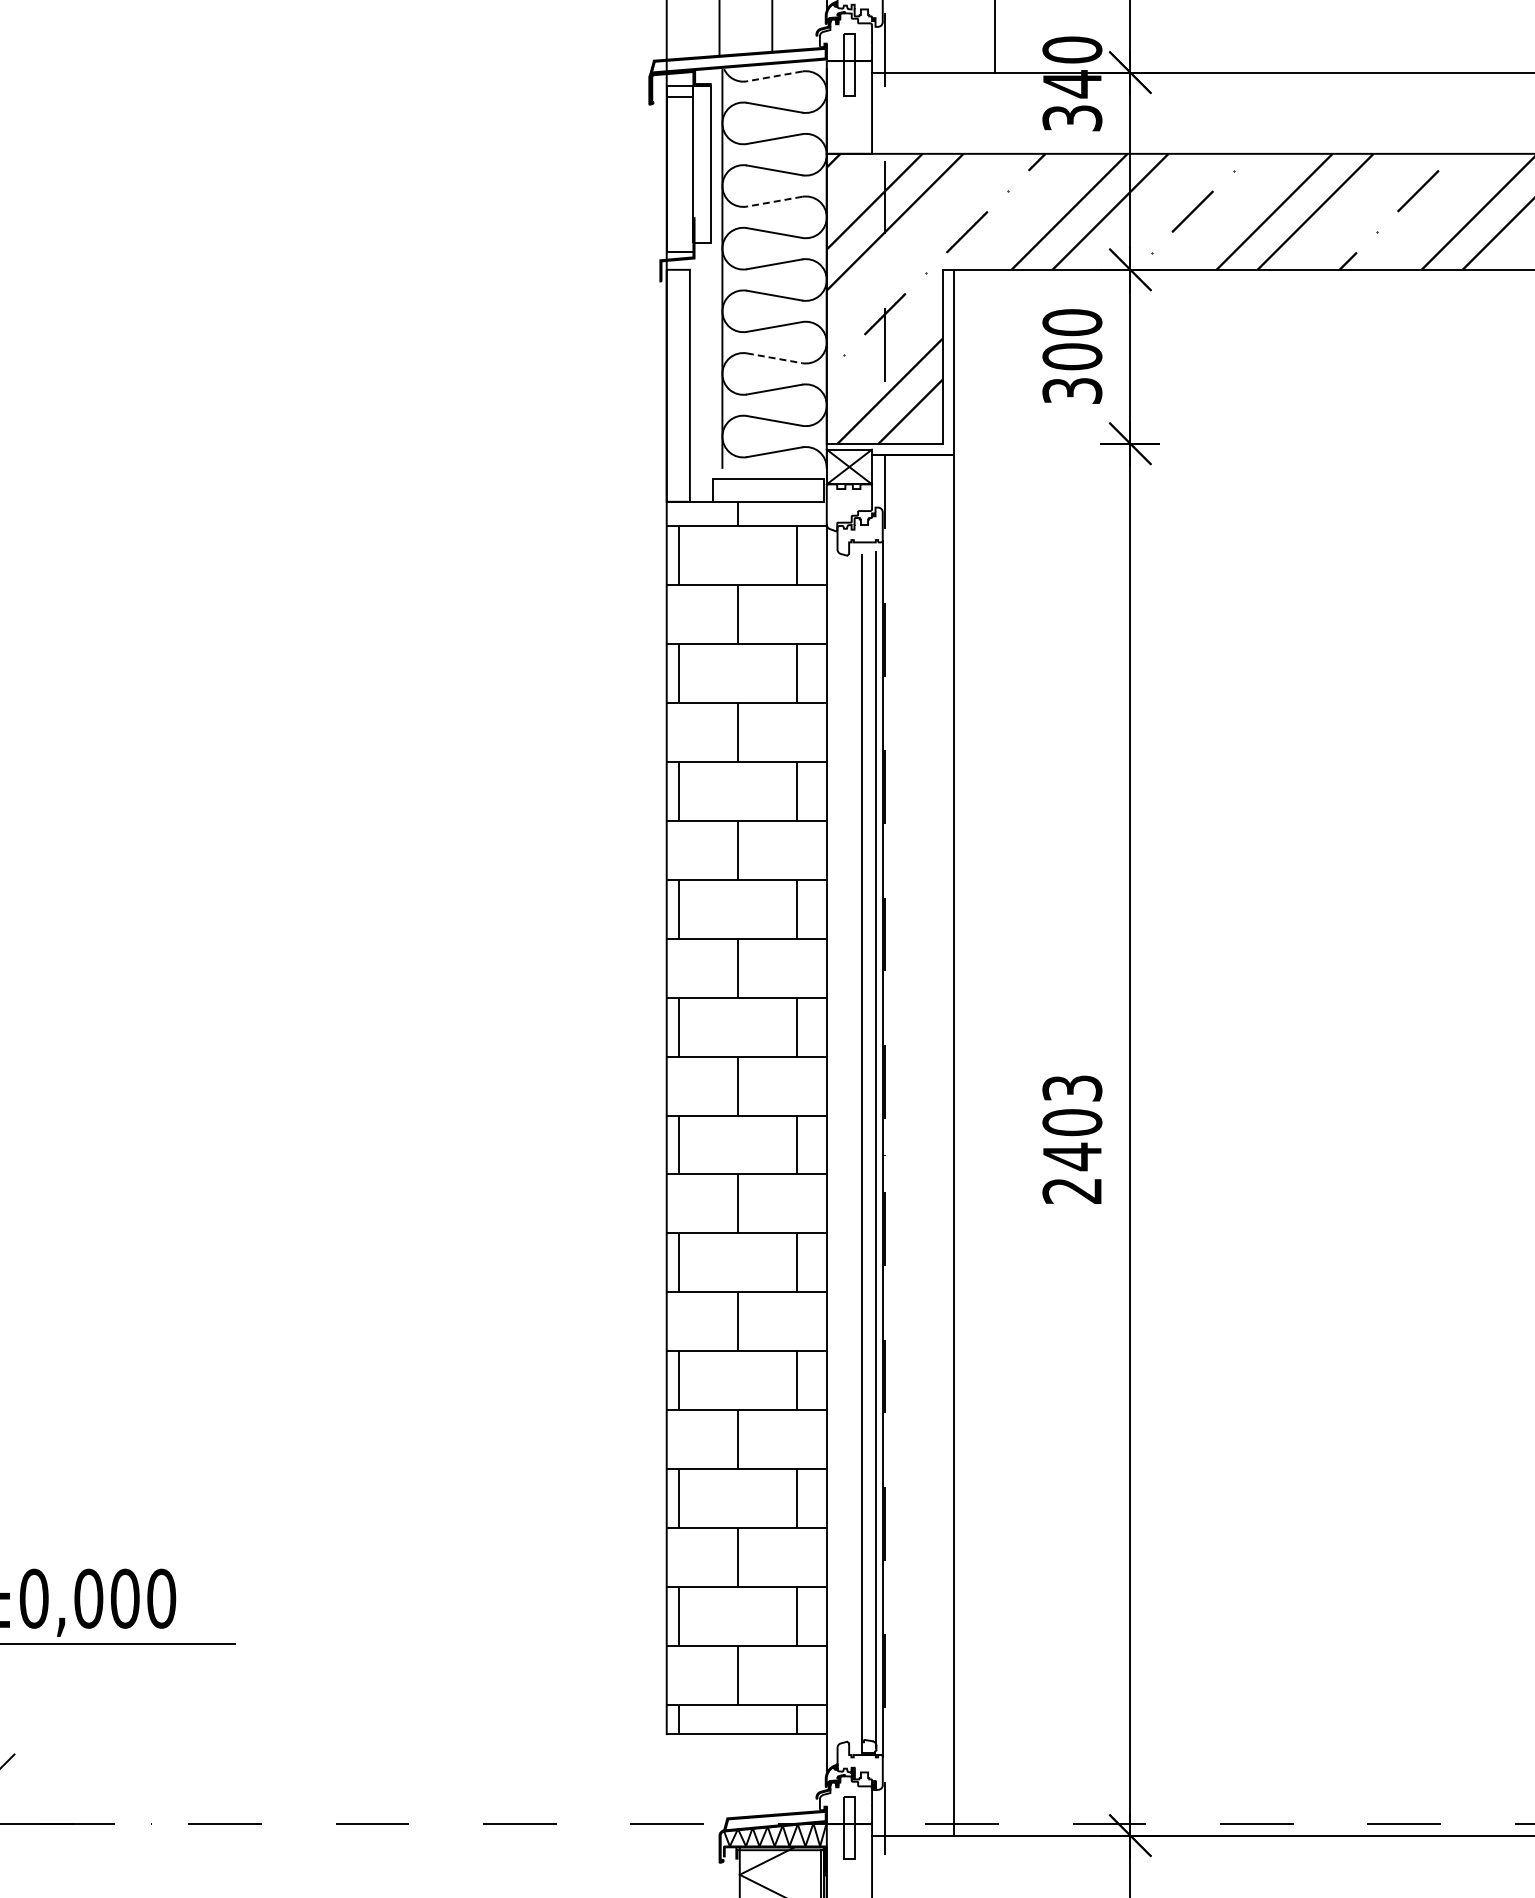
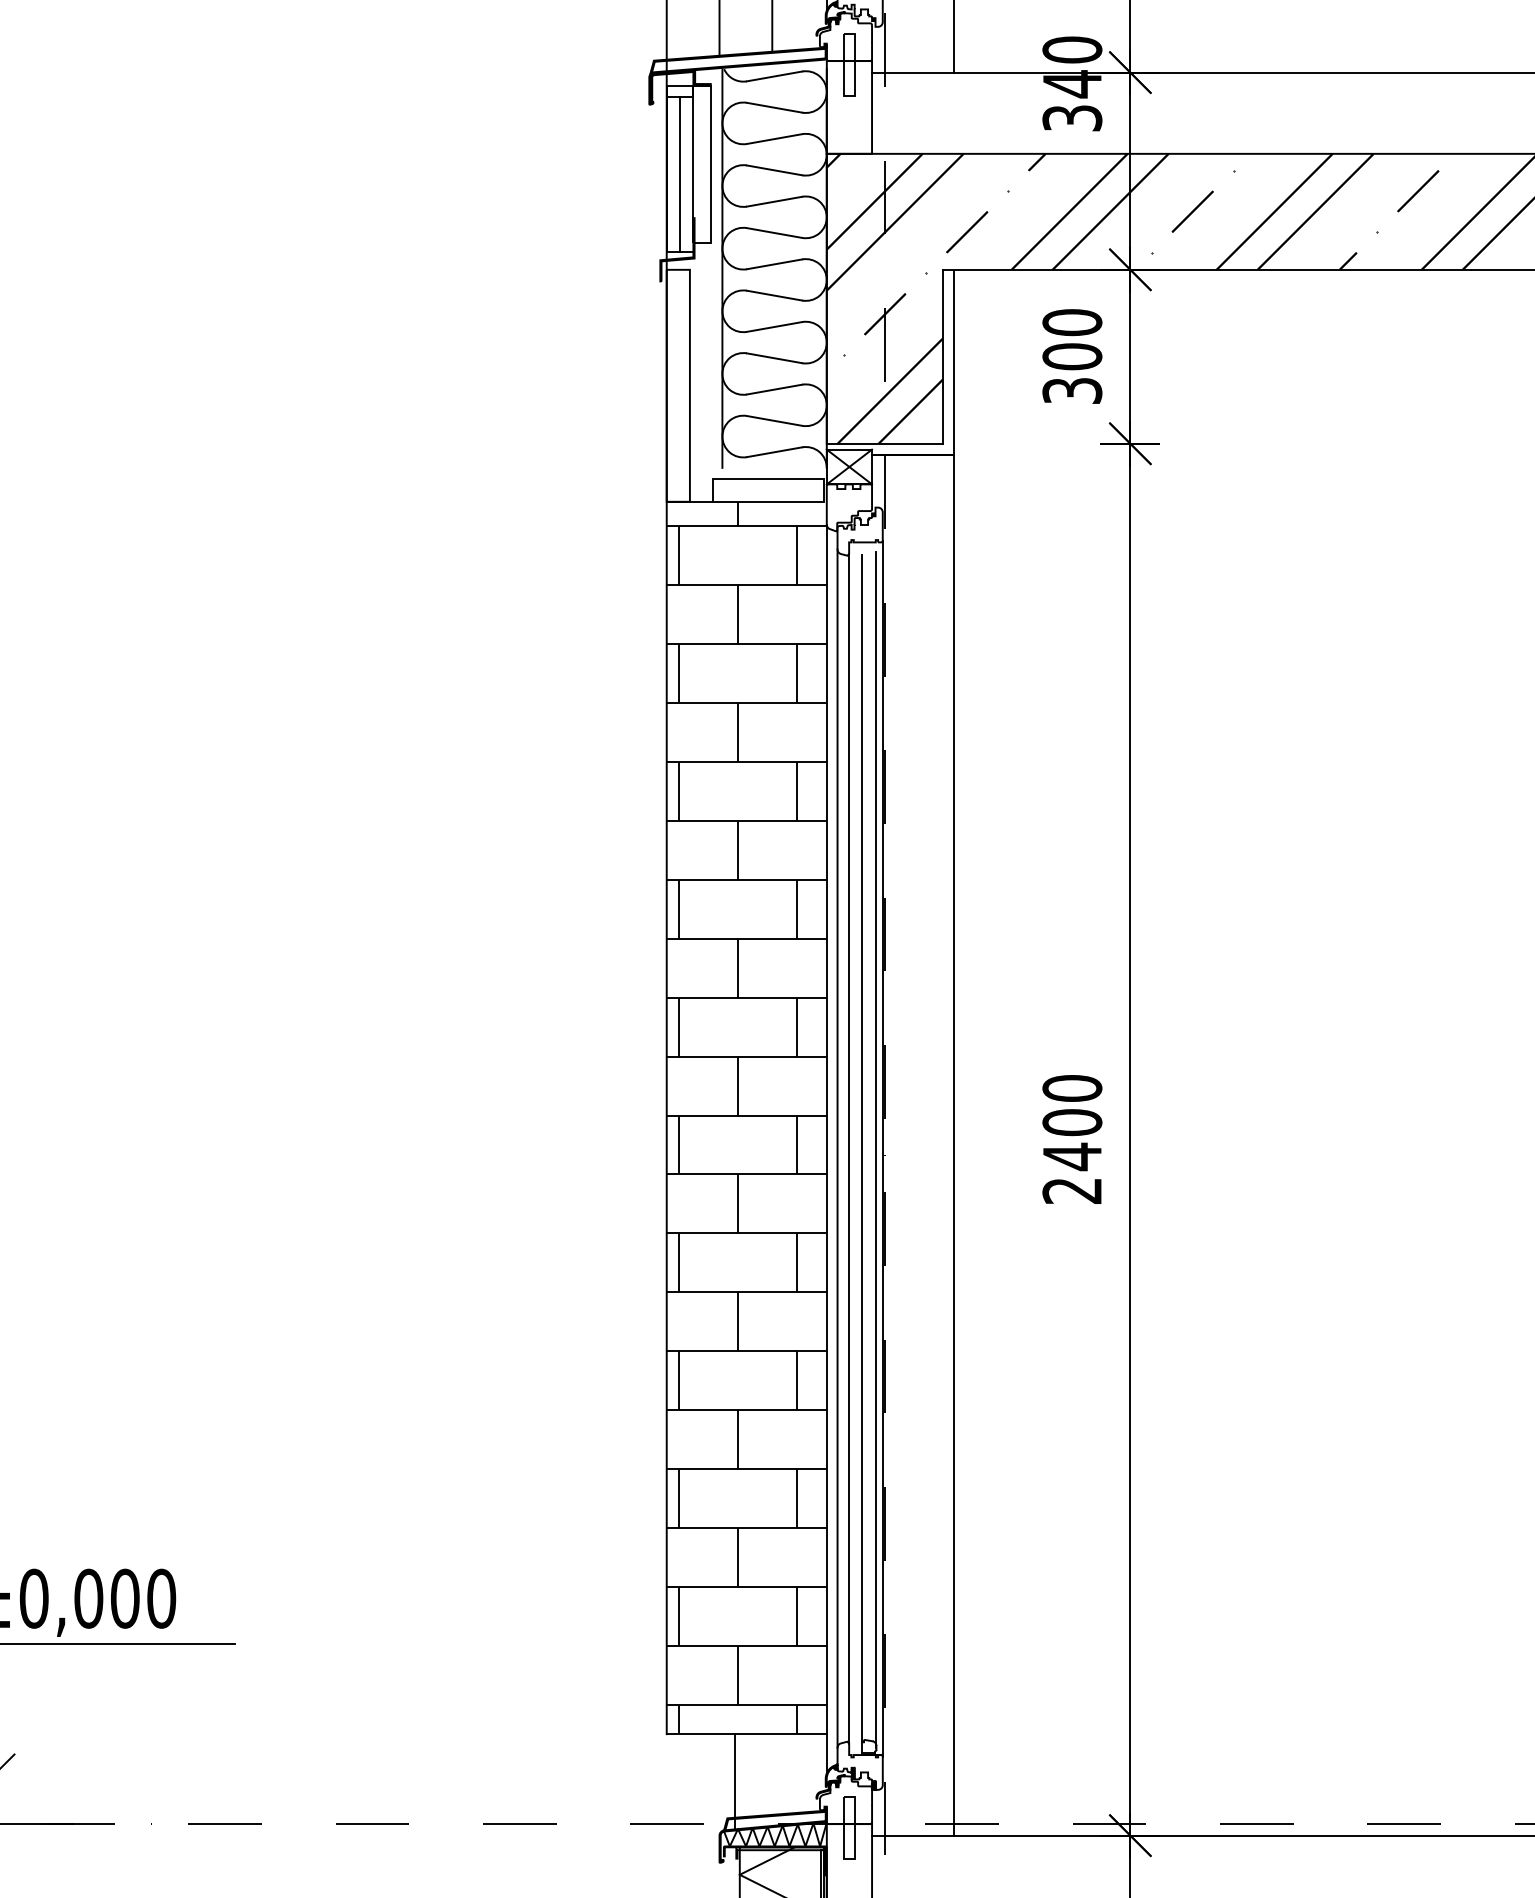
line position: (995, 37) -> (954, 37) (954, 37)
line: dashed -> solid (774, 76)
line: none -> present (680, 174)
line: dashed -> solid (774, 201)
line: dashed -> solid (775, 358)
text: 2403 -> 2400 (1072, 1088)
line: none -> present (837, 1148)
line: none -> present (849, 1148)
line: none -> present (735, 1781)
